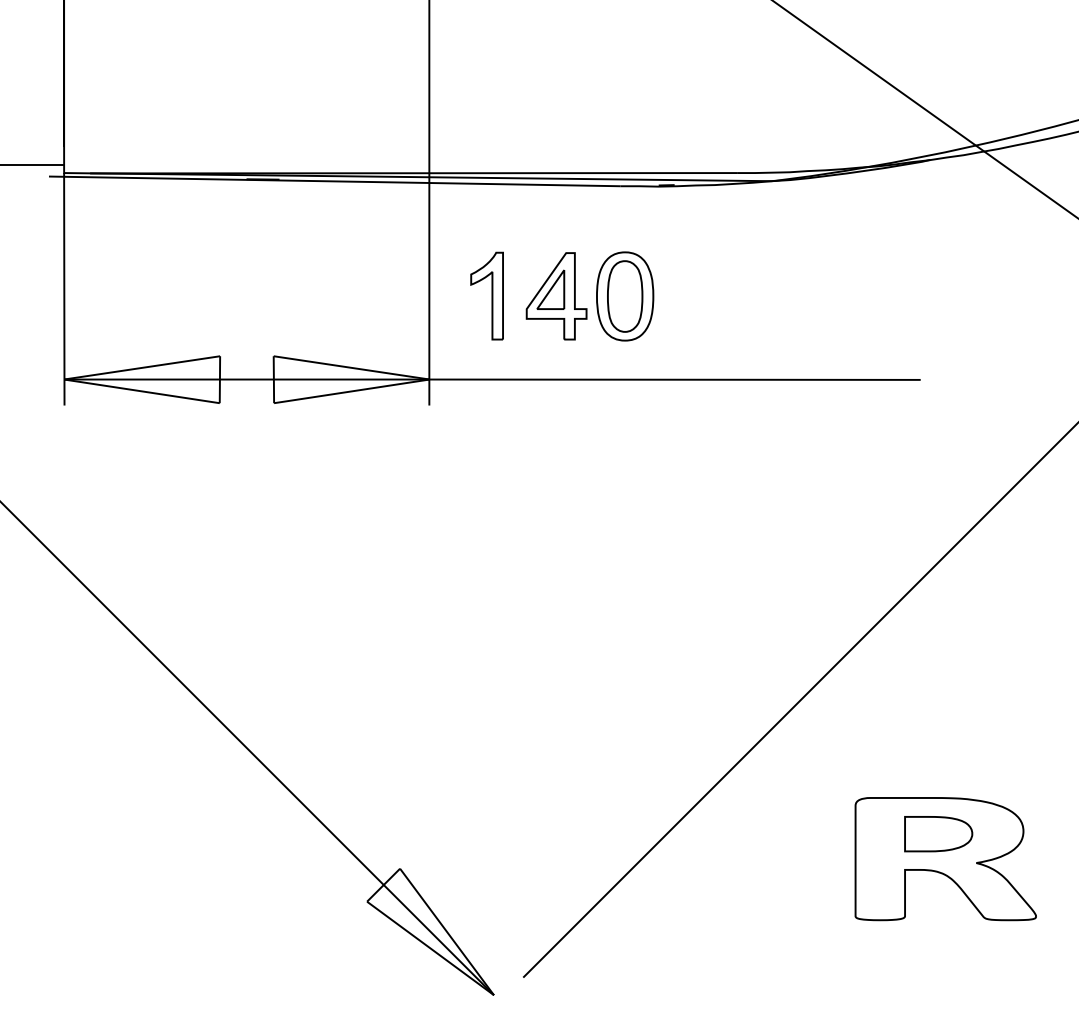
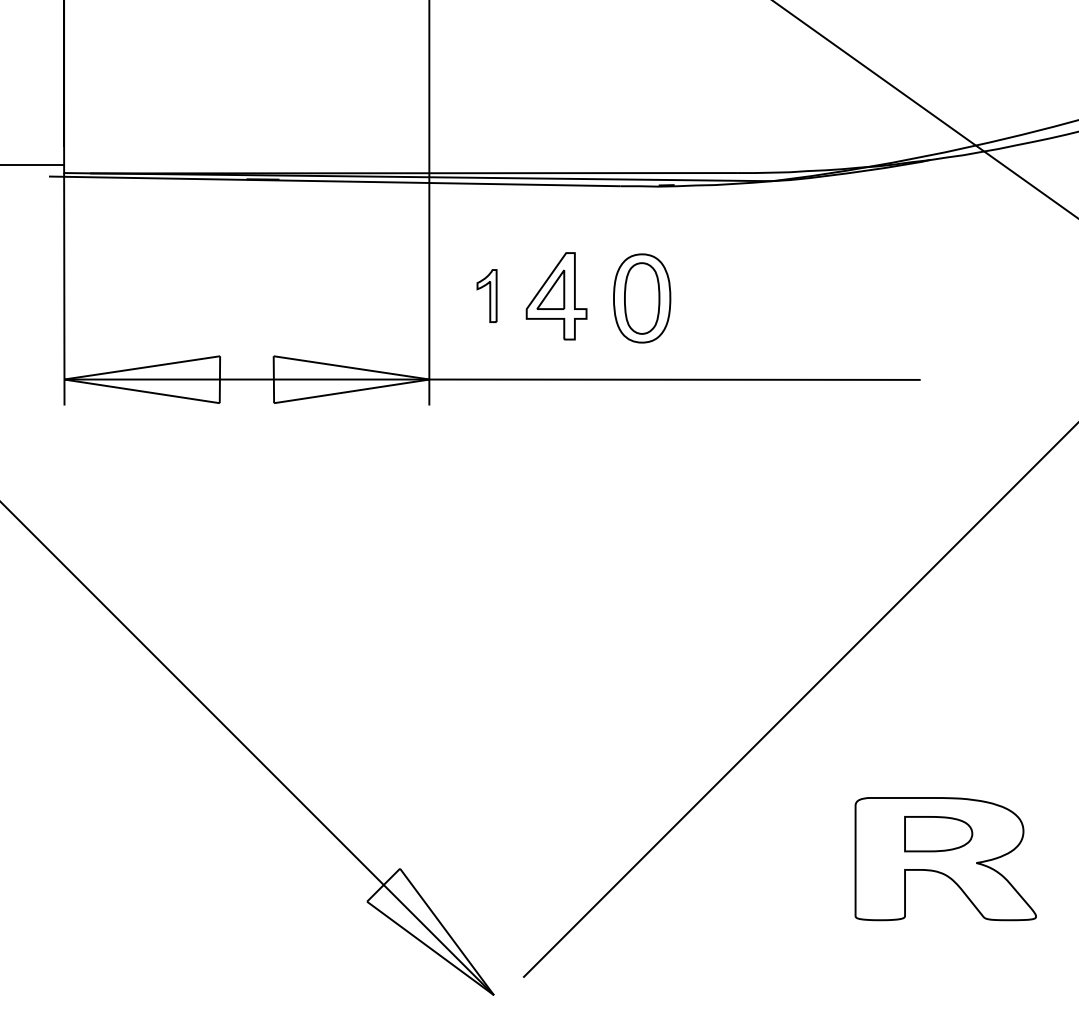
part size: 34x90 px -> 22x54 px (486, 295)
part position: (625, 296) -> (642, 298) (642, 298)
